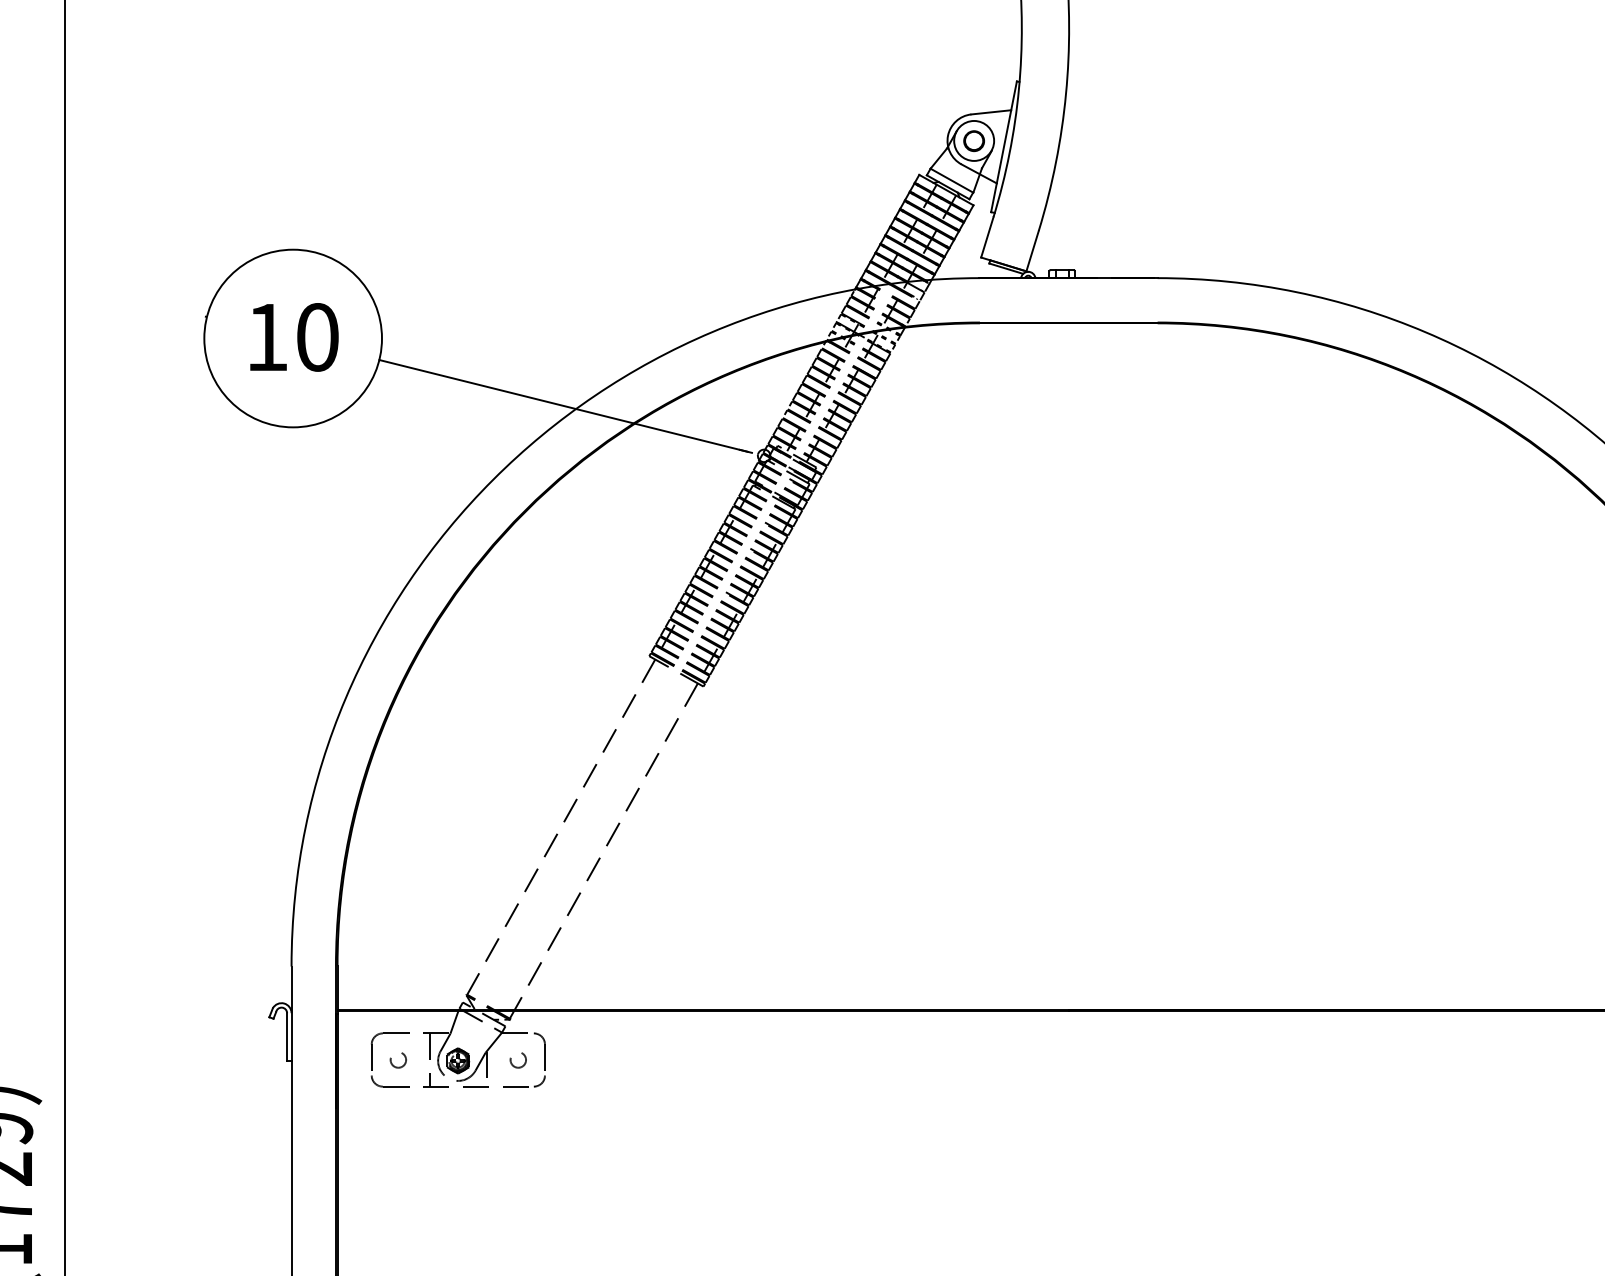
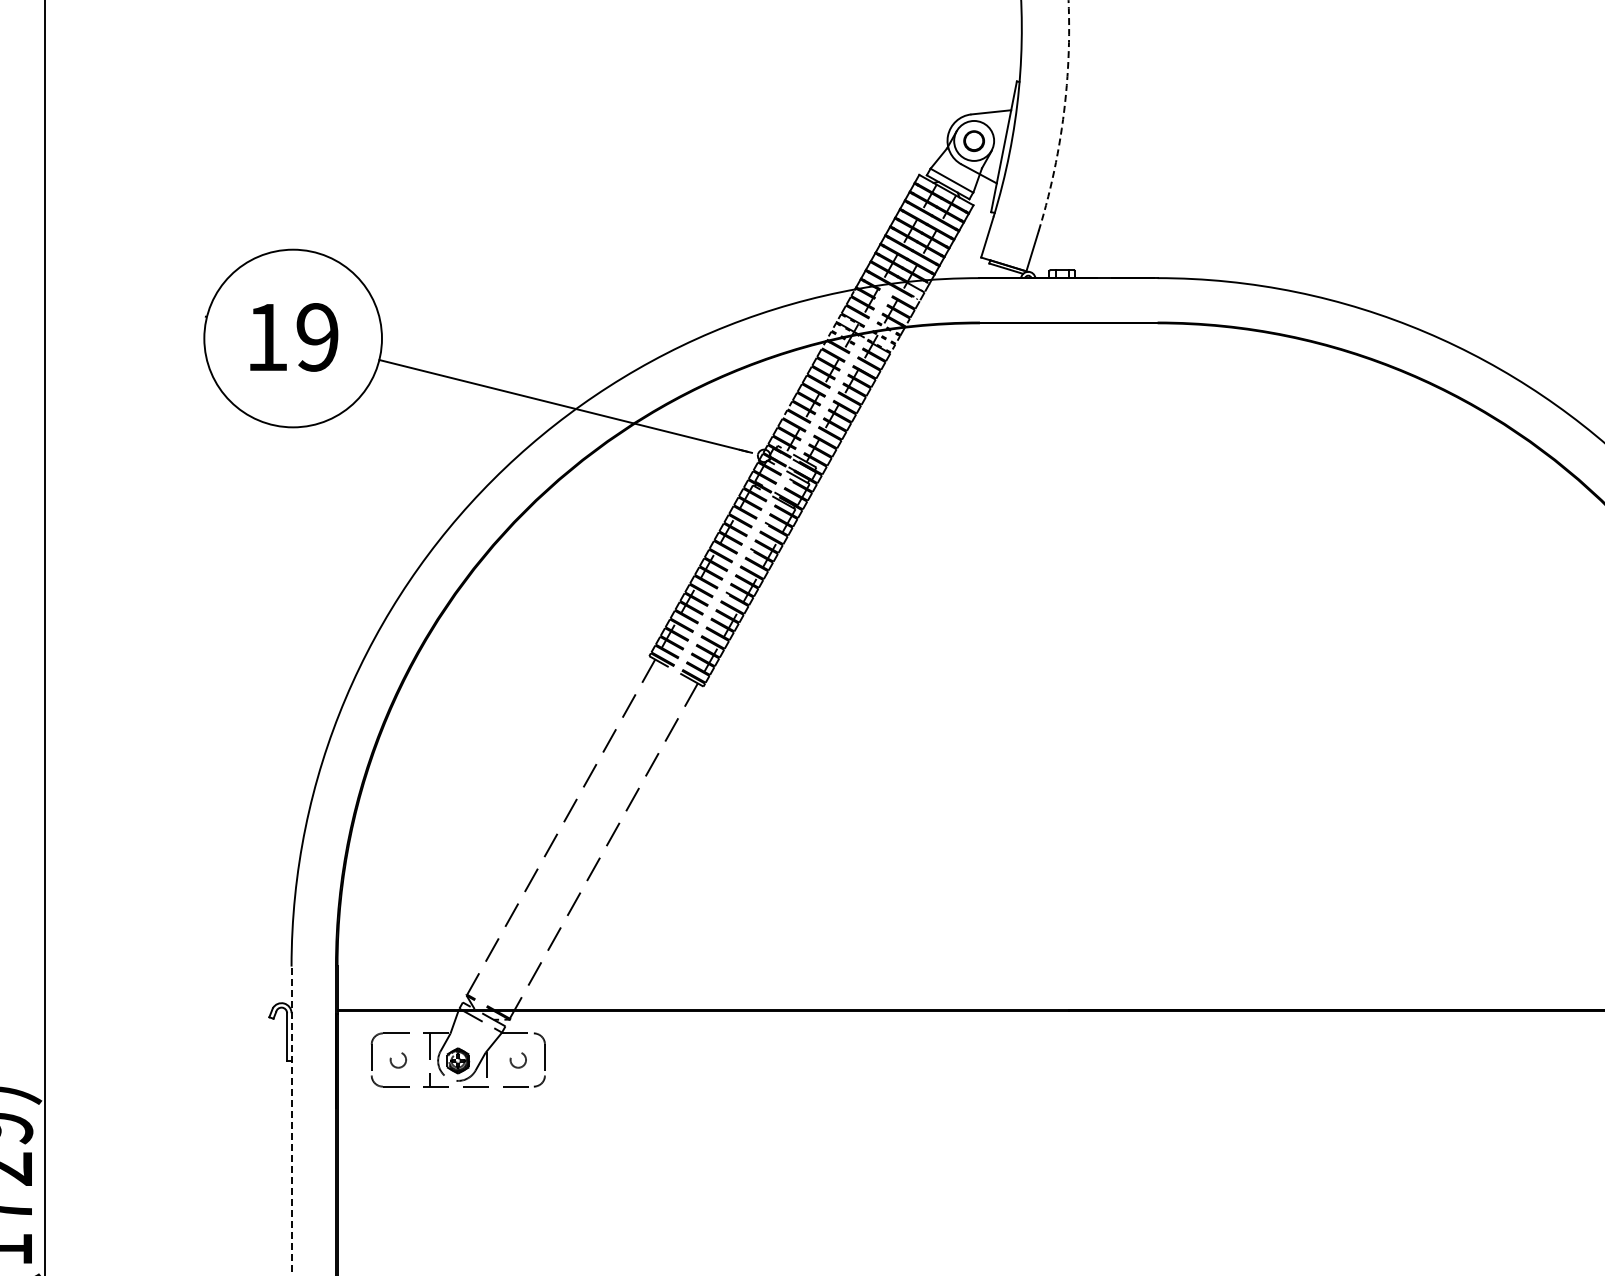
arc: solid -> dashed (1063, 115)
text: 10 -> 19 (317, 337)
line position: (65, 637) -> (45, 637) (45, 637)
line: solid -> dashed (291, 1120)
